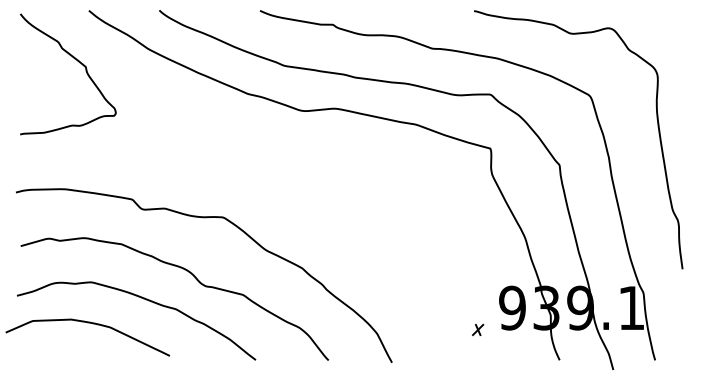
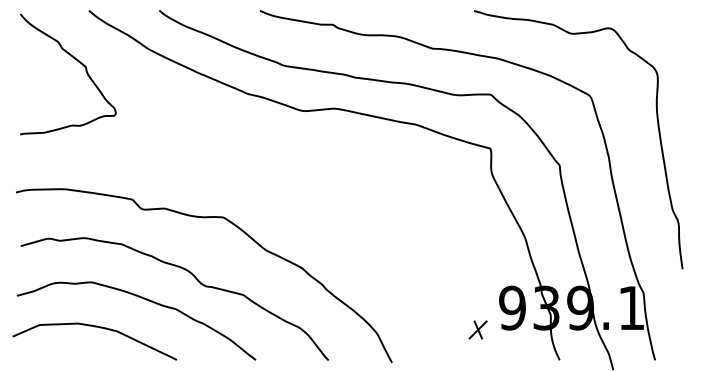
curve position: (92, 324) -> (99, 328) (99, 328)
part size: 13x13 px -> 20x20 px (477, 329)
